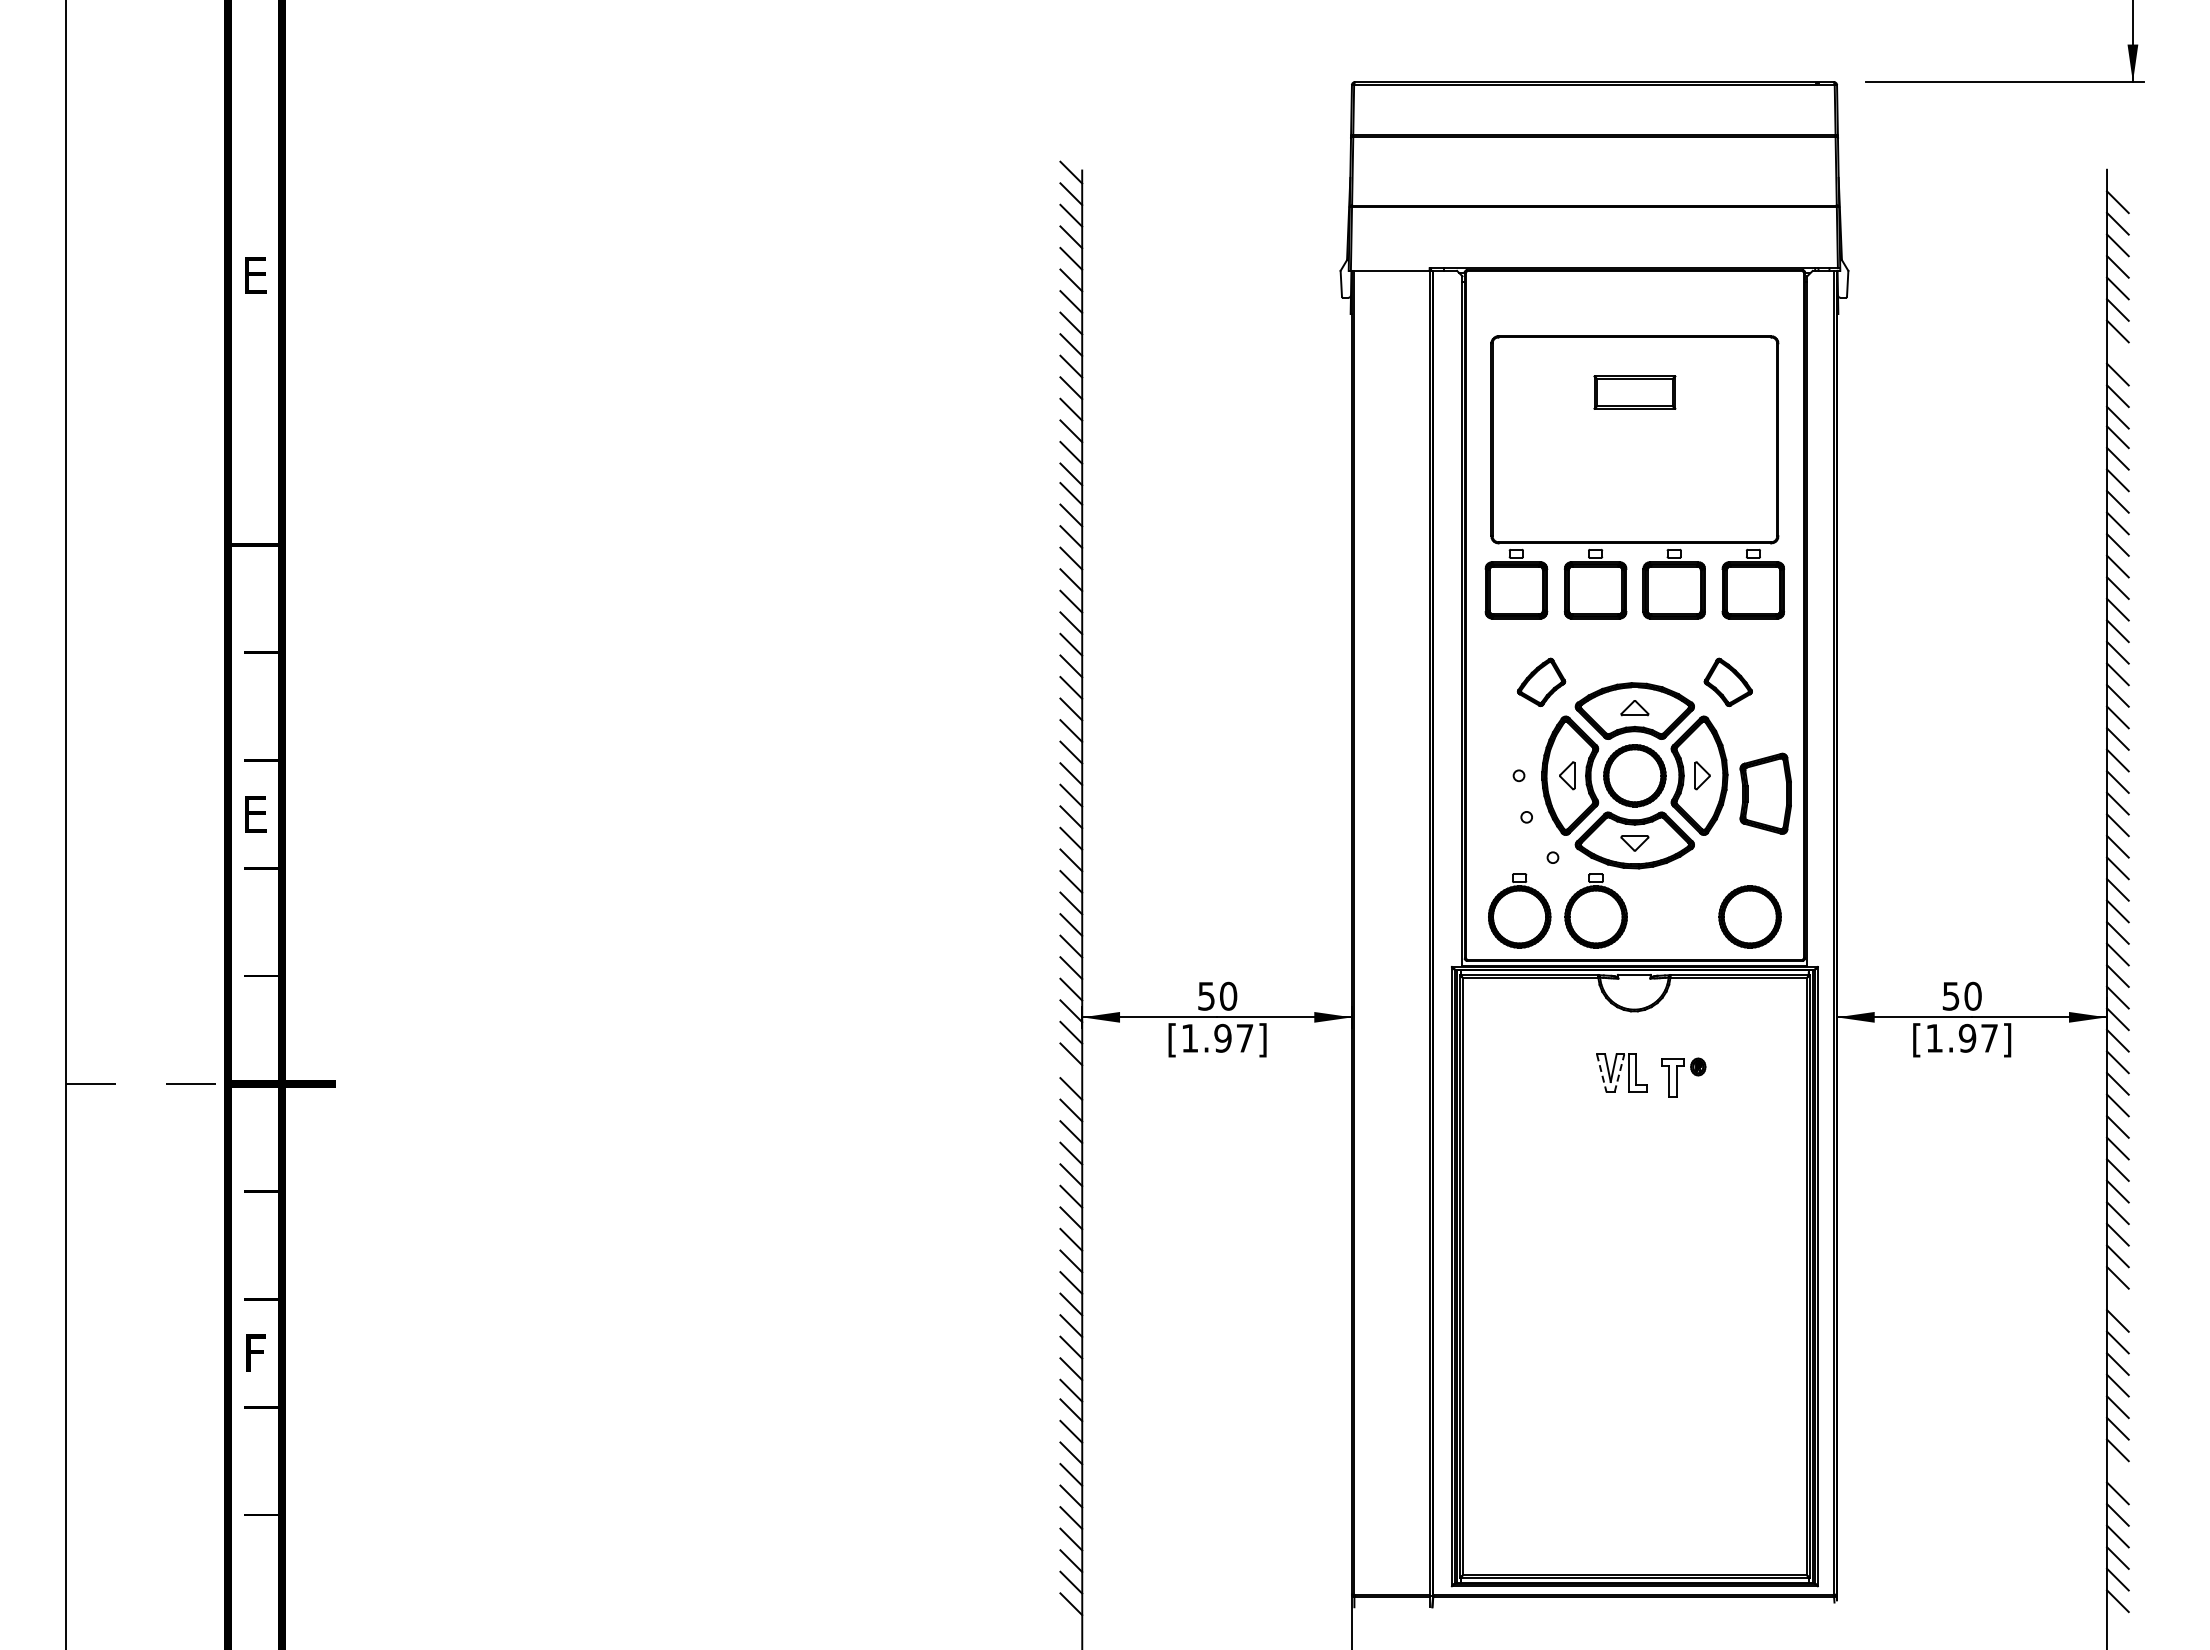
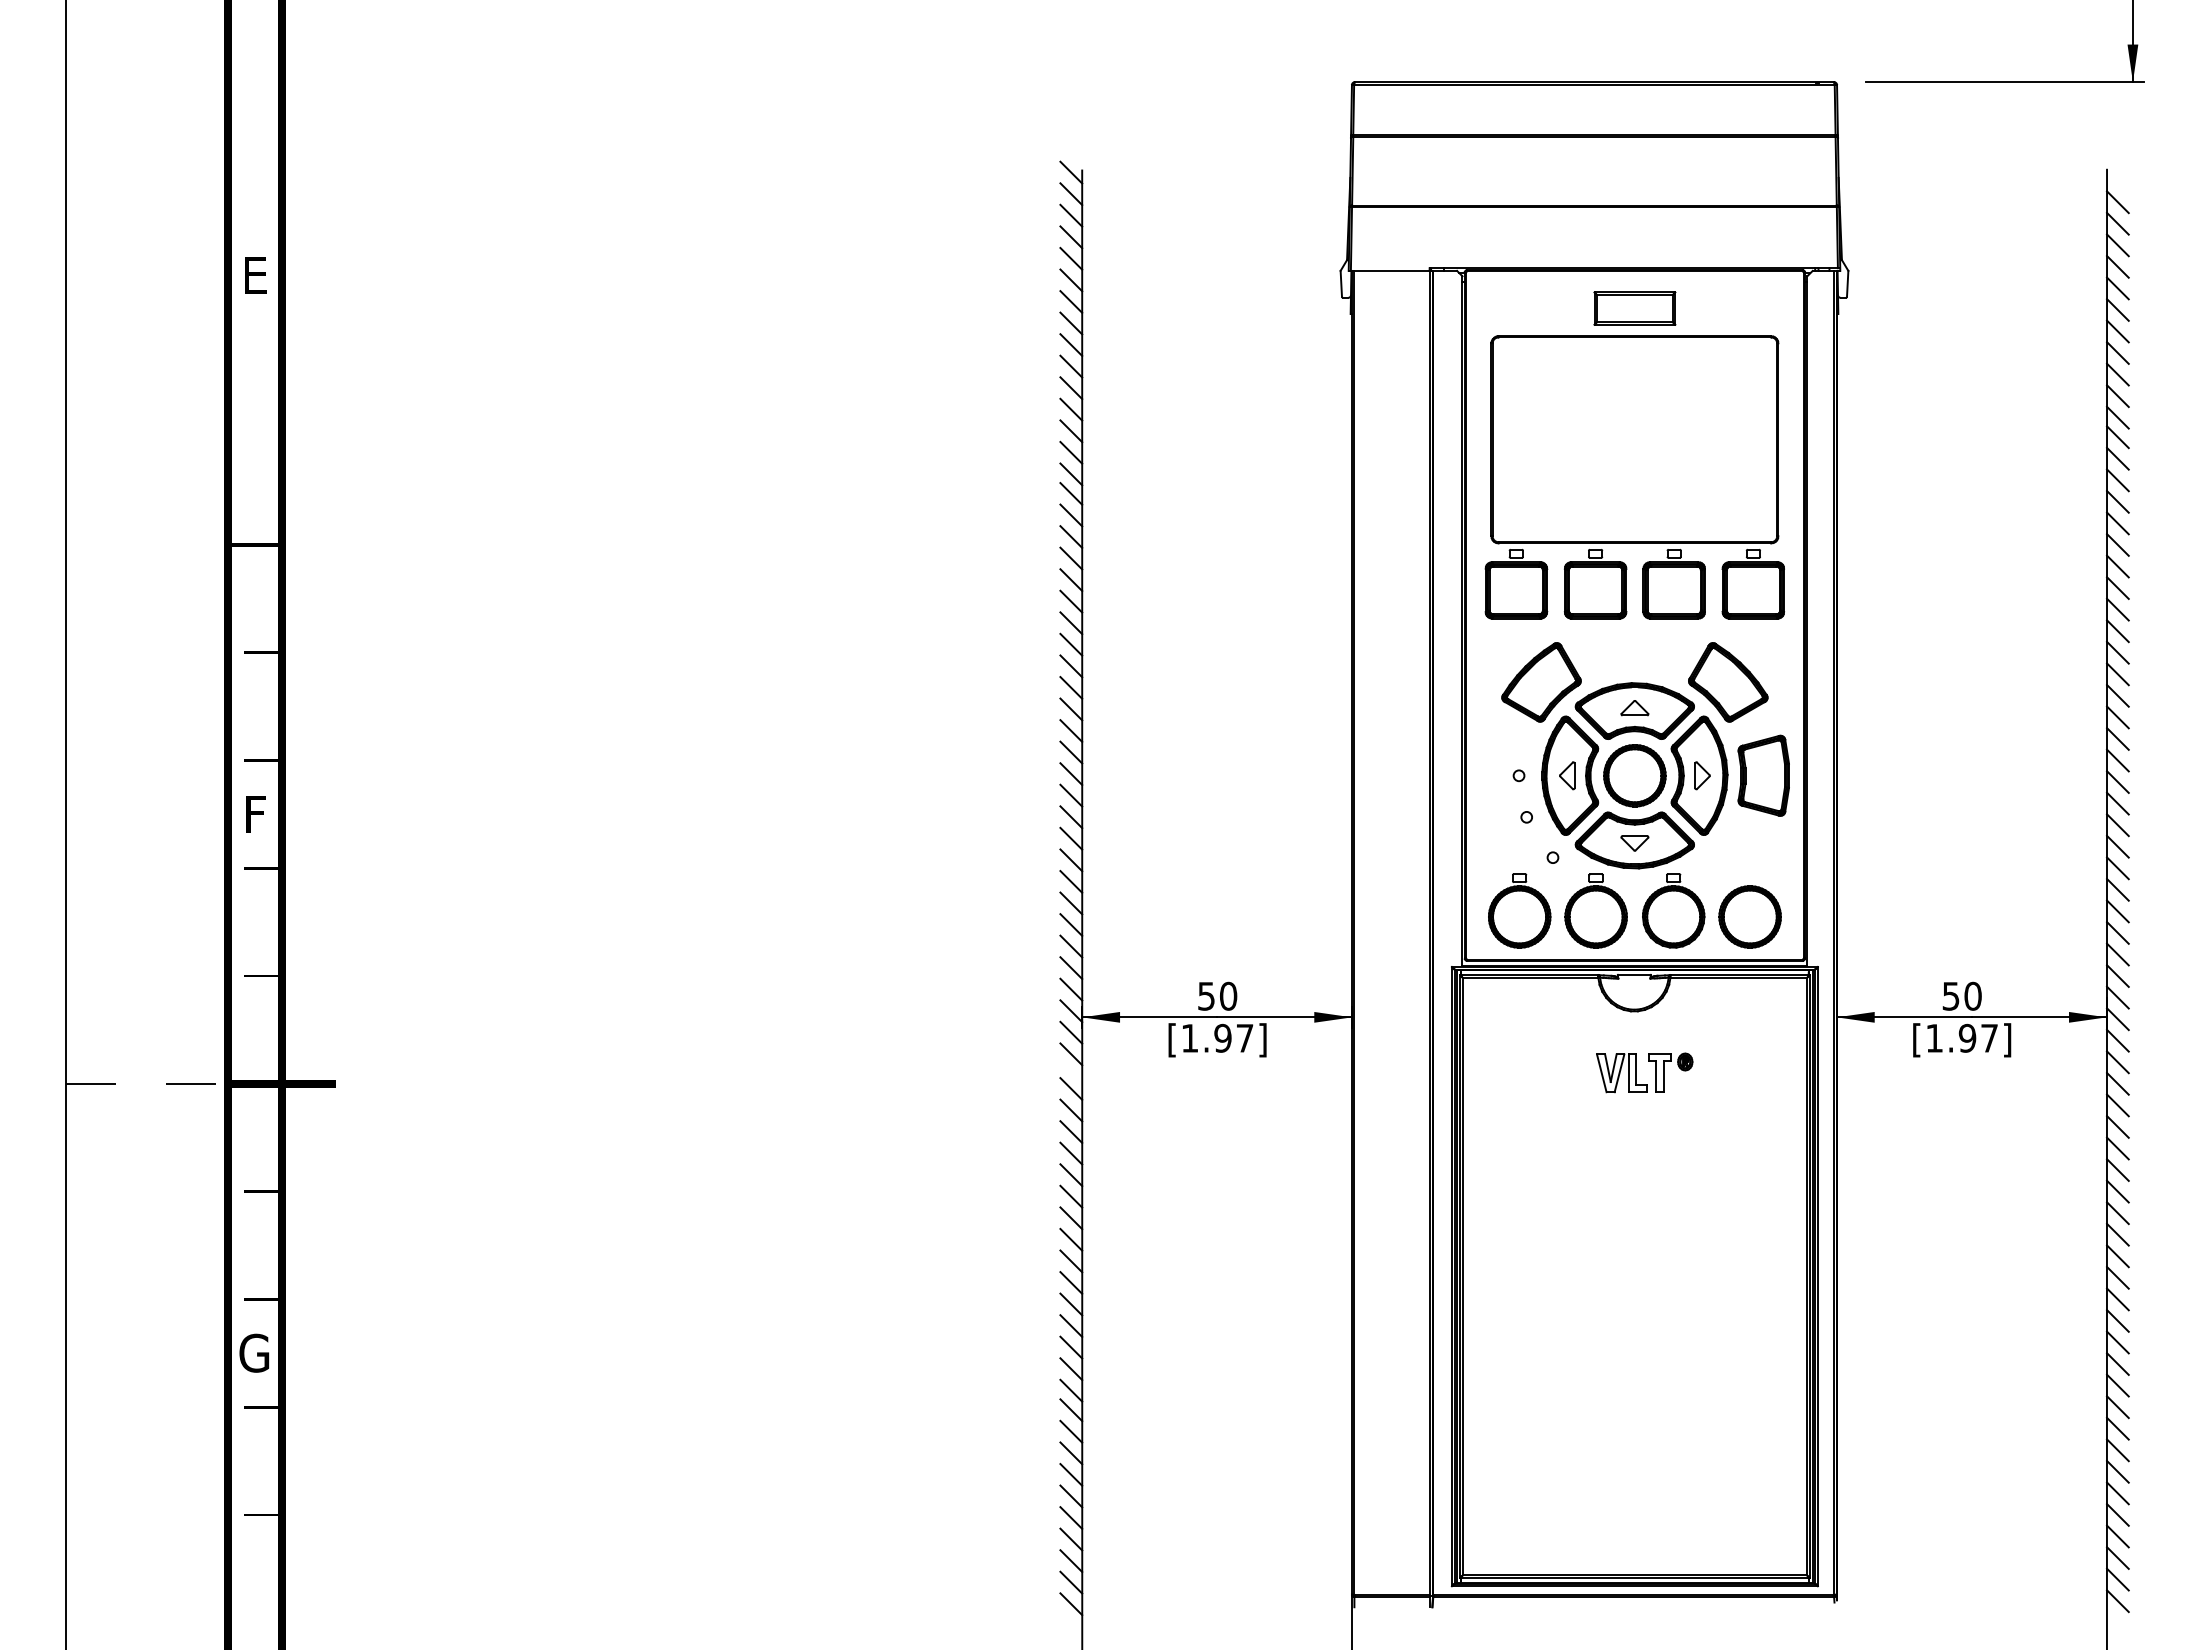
line: none -> present (2117, 352)
part position: (1634, 392) -> (1634, 308) (1634, 308)
part size: 51x50 px -> 81x81 px (1541, 682)
part size: 50x50 px -> 81x81 px (1728, 682)
part position: (1765, 793) -> (1763, 775) (1763, 775)
text: E -> F (255, 814)
part: none -> present (1673, 910)
line: dashed -> solid (1619, 1072)
line: dashed -> solid (1601, 1073)
part position: (1683, 1077) -> (1670, 1072) (1670, 1072)
line: none -> present (2117, 1299)
text: F -> G (254, 1352)
line: none -> present (2117, 1471)
